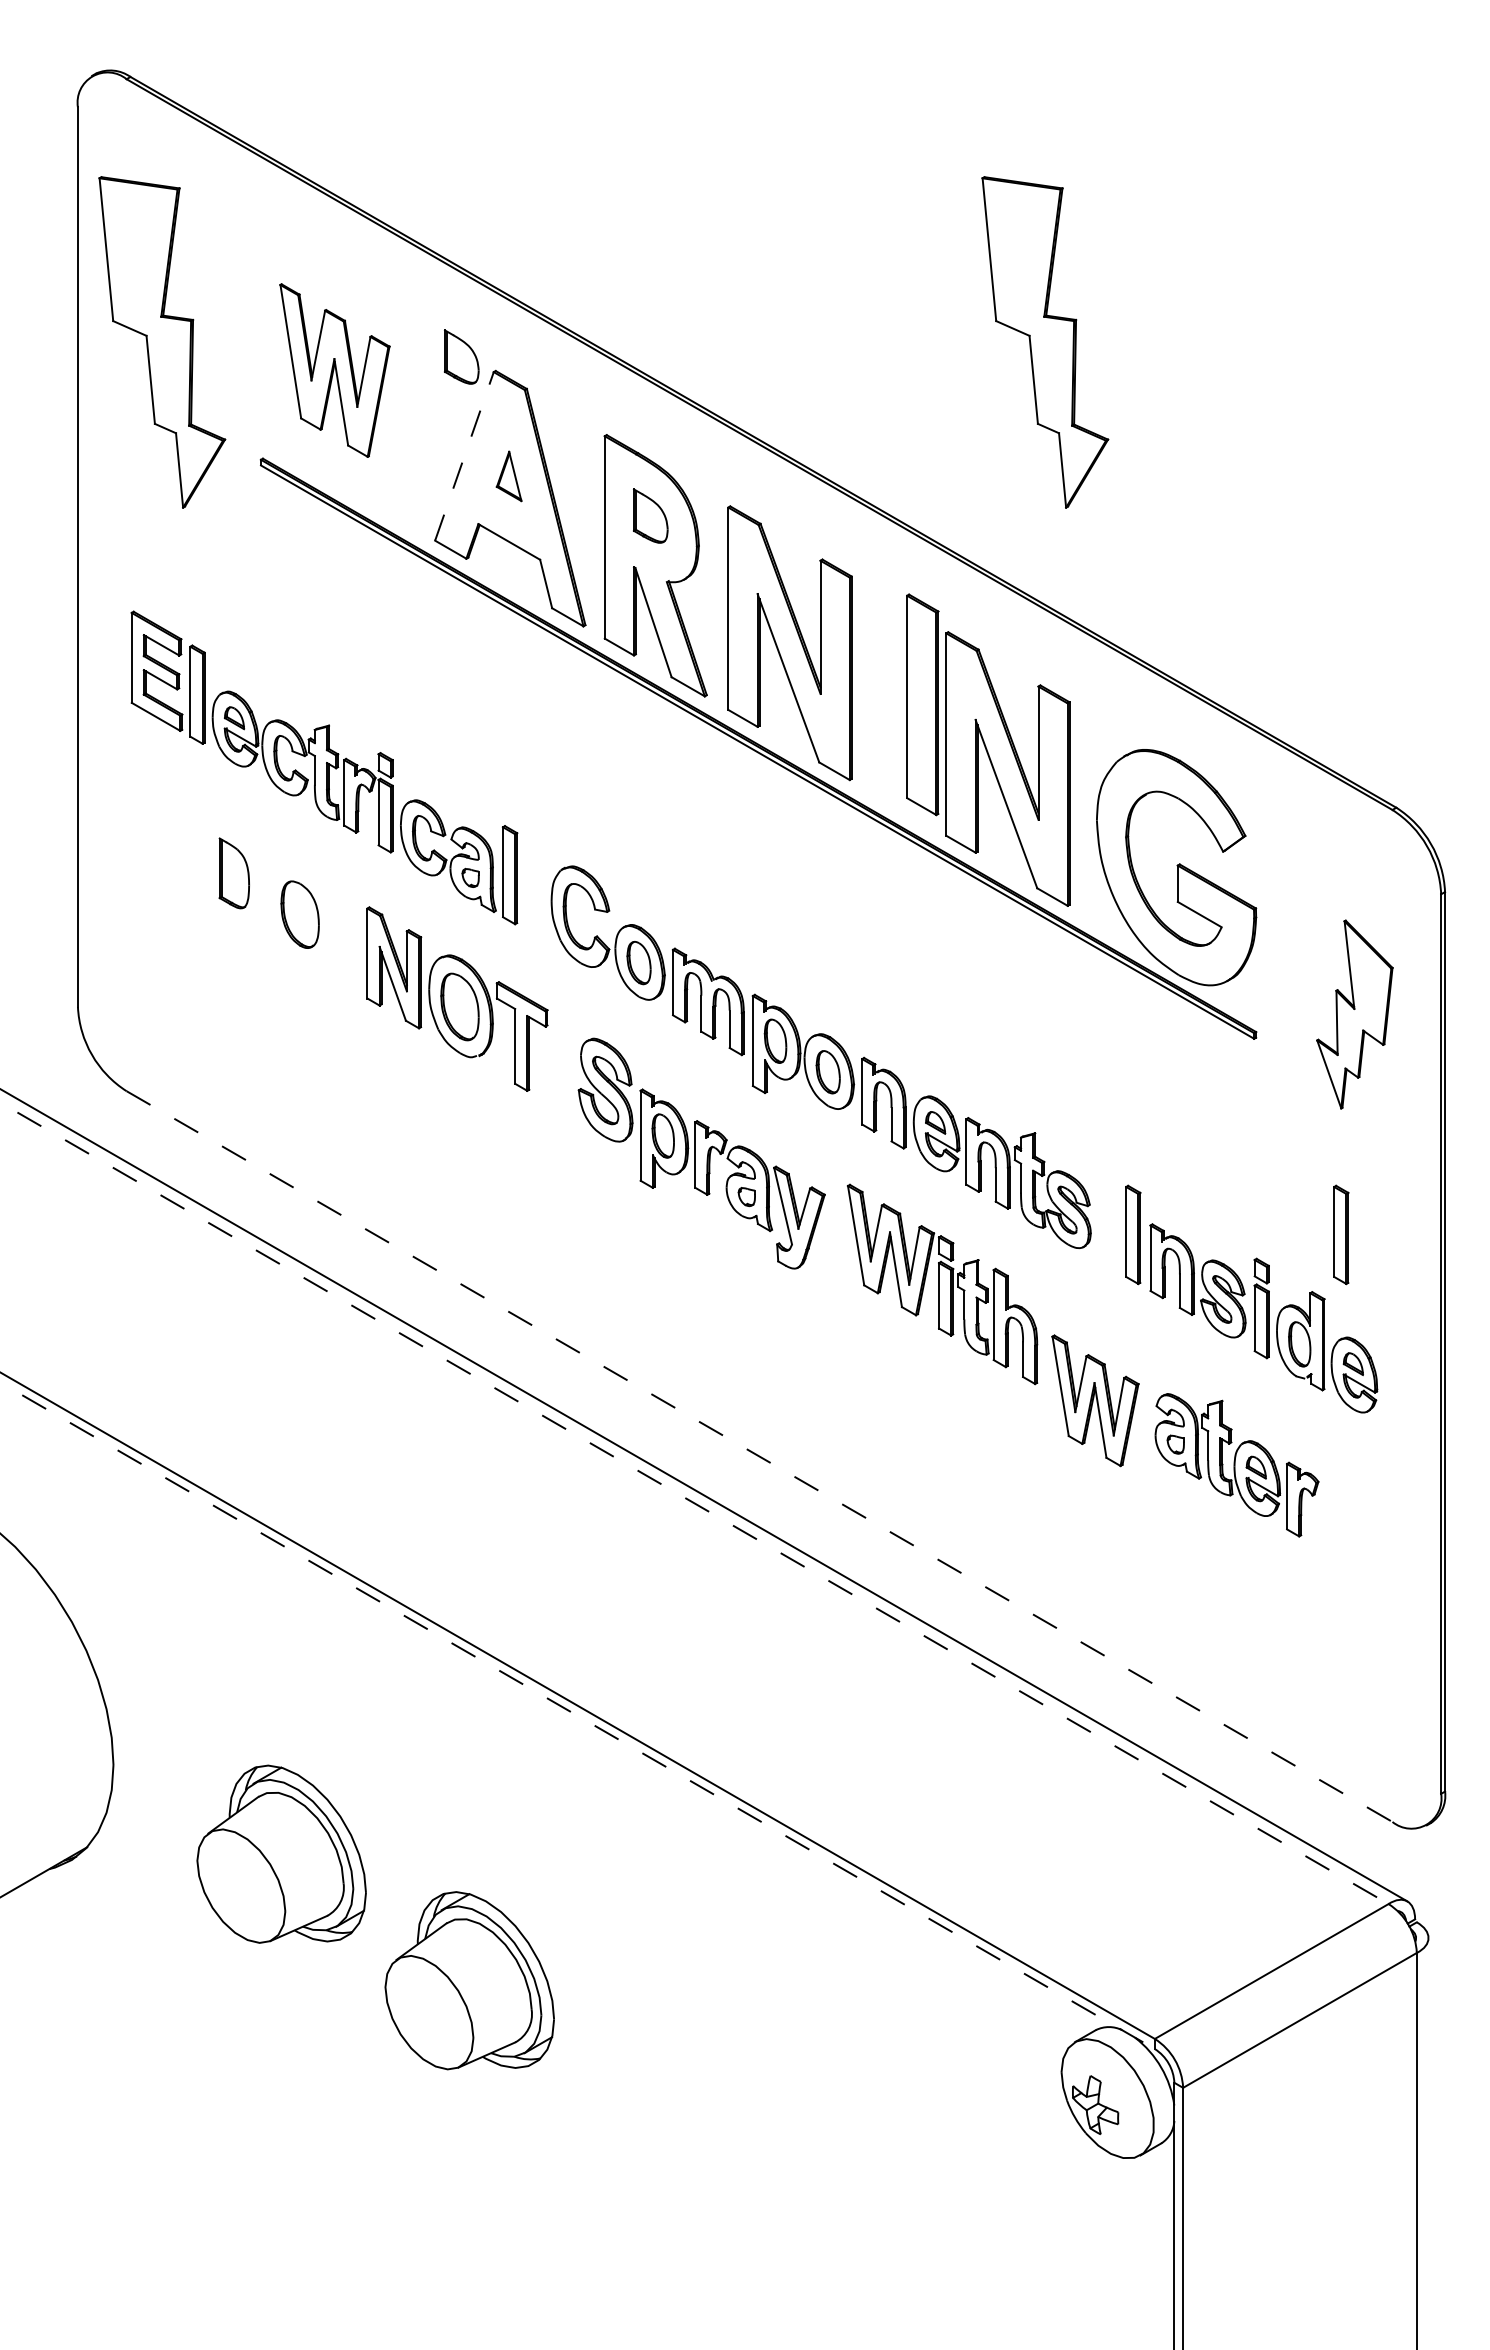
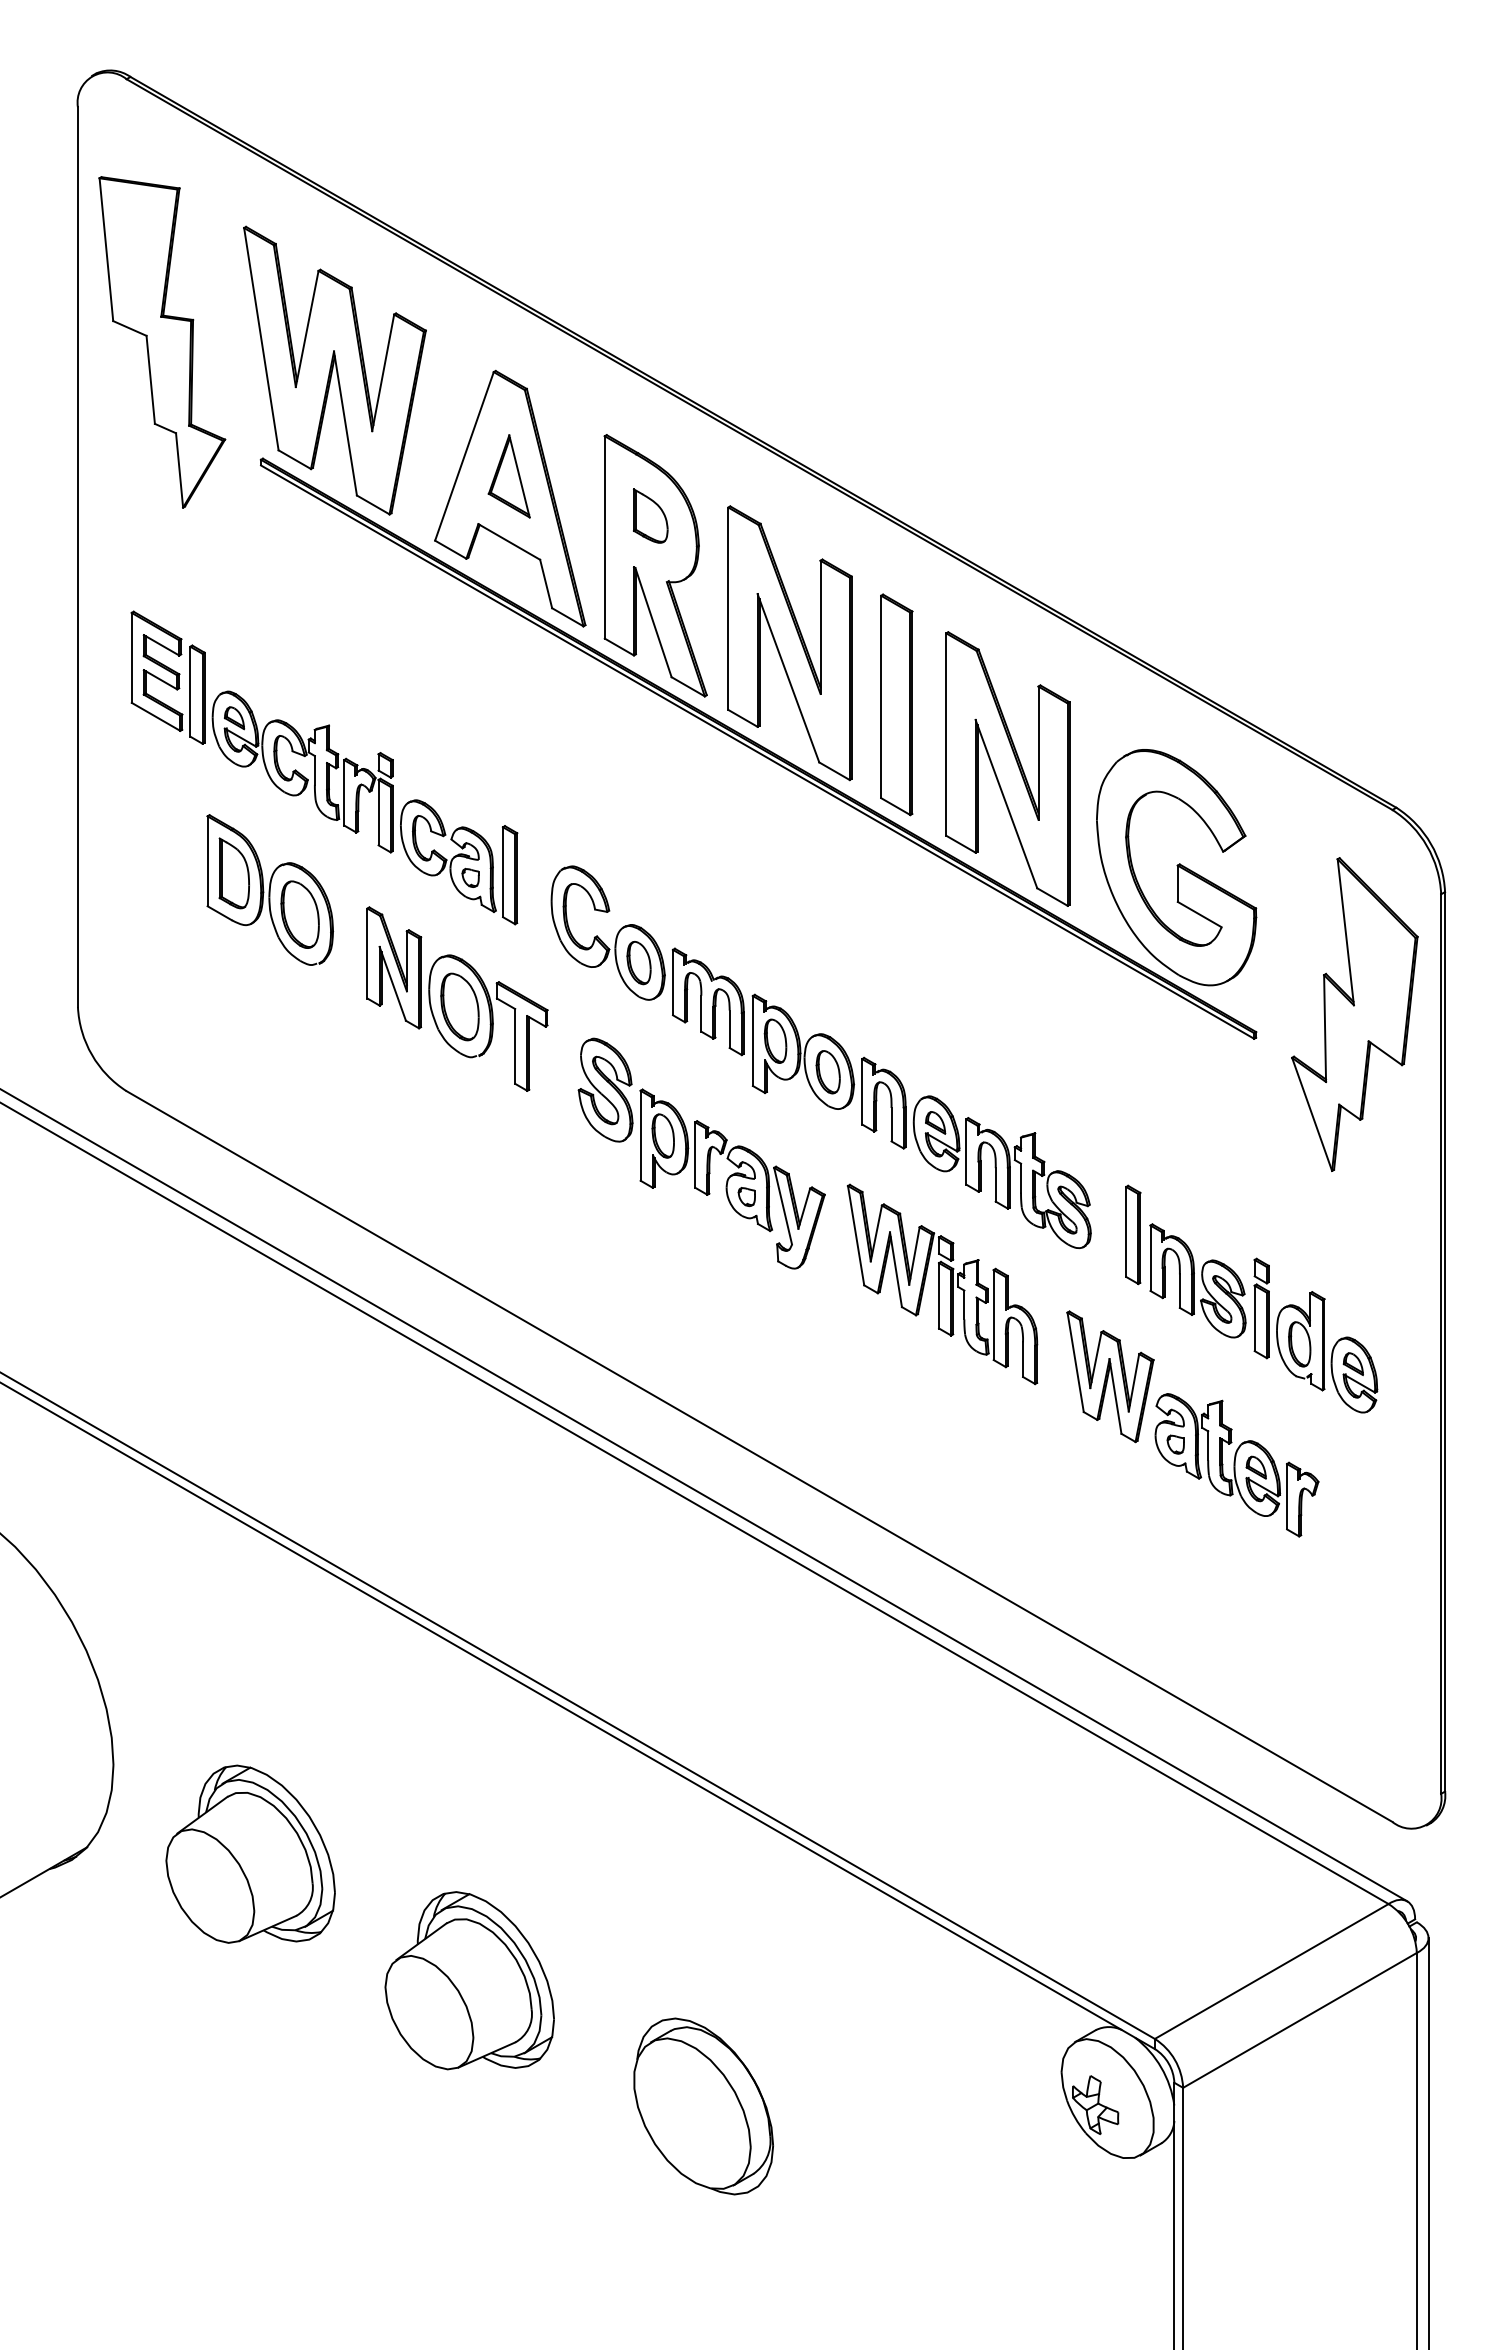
part: present -> none (1045, 342)
part: present -> none (461, 356)
part size: 112x175 px -> 184x291 px (334, 370)
line: dashed -> solid (464, 455)
part size: 28x53 px -> 44x85 px (508, 476)
part position: (922, 704) -> (896, 704) (896, 704)
part: none -> present (270, 889)
part size: 78x191 px -> 128x315 px (1354, 1014)
part: present -> none (1341, 1234)
part position: (1095, 1400) -> (1110, 1376) (1110, 1376)
line: dashed -> solid (759, 1456)
line: dashed -> solid (695, 1503)
line: dashed -> solid (578, 1716)
part position: (281, 1853) -> (250, 1853) (250, 1853)
part: none -> present (703, 2106)
line: none -> present (1428, 2142)
